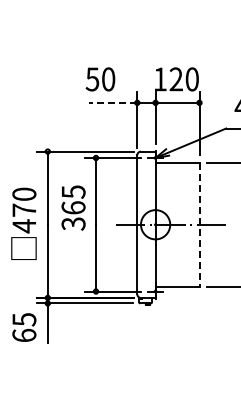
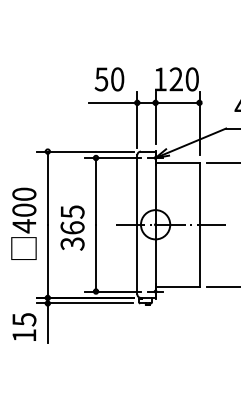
text position: (100, 79) -> (109, 79) (109, 79)
line: dashed -> solid (112, 102)
text position: (73, 207) -> (72, 227) (72, 227)
text: 470 -> 400 (24, 209)
line: dashed -> solid (199, 225)
text: 65 -> 15 (24, 334)
